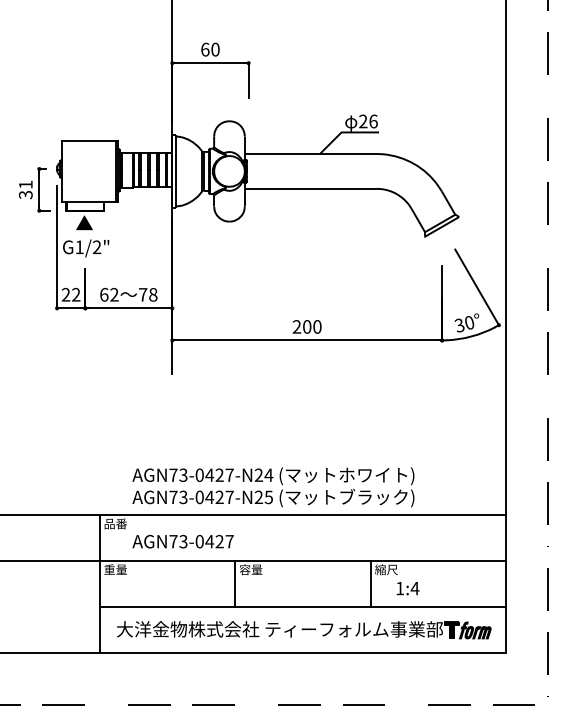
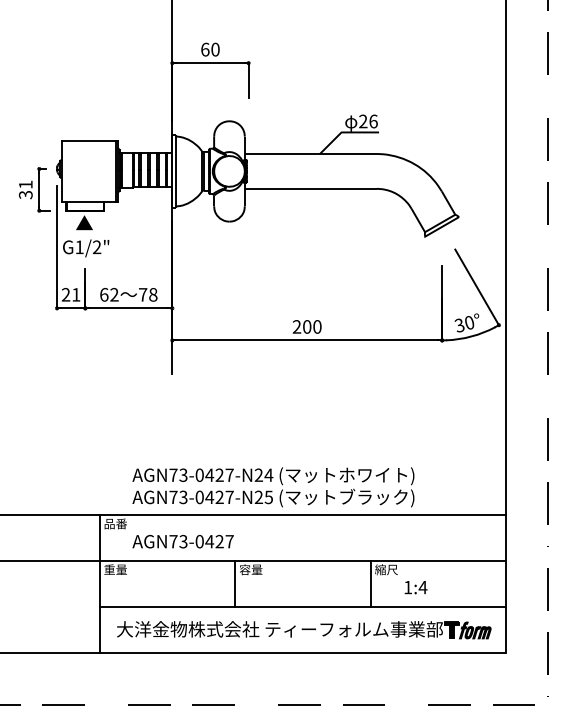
text: 22 -> 21 (76, 294)
text position: (407, 588) -> (415, 587) (415, 587)
